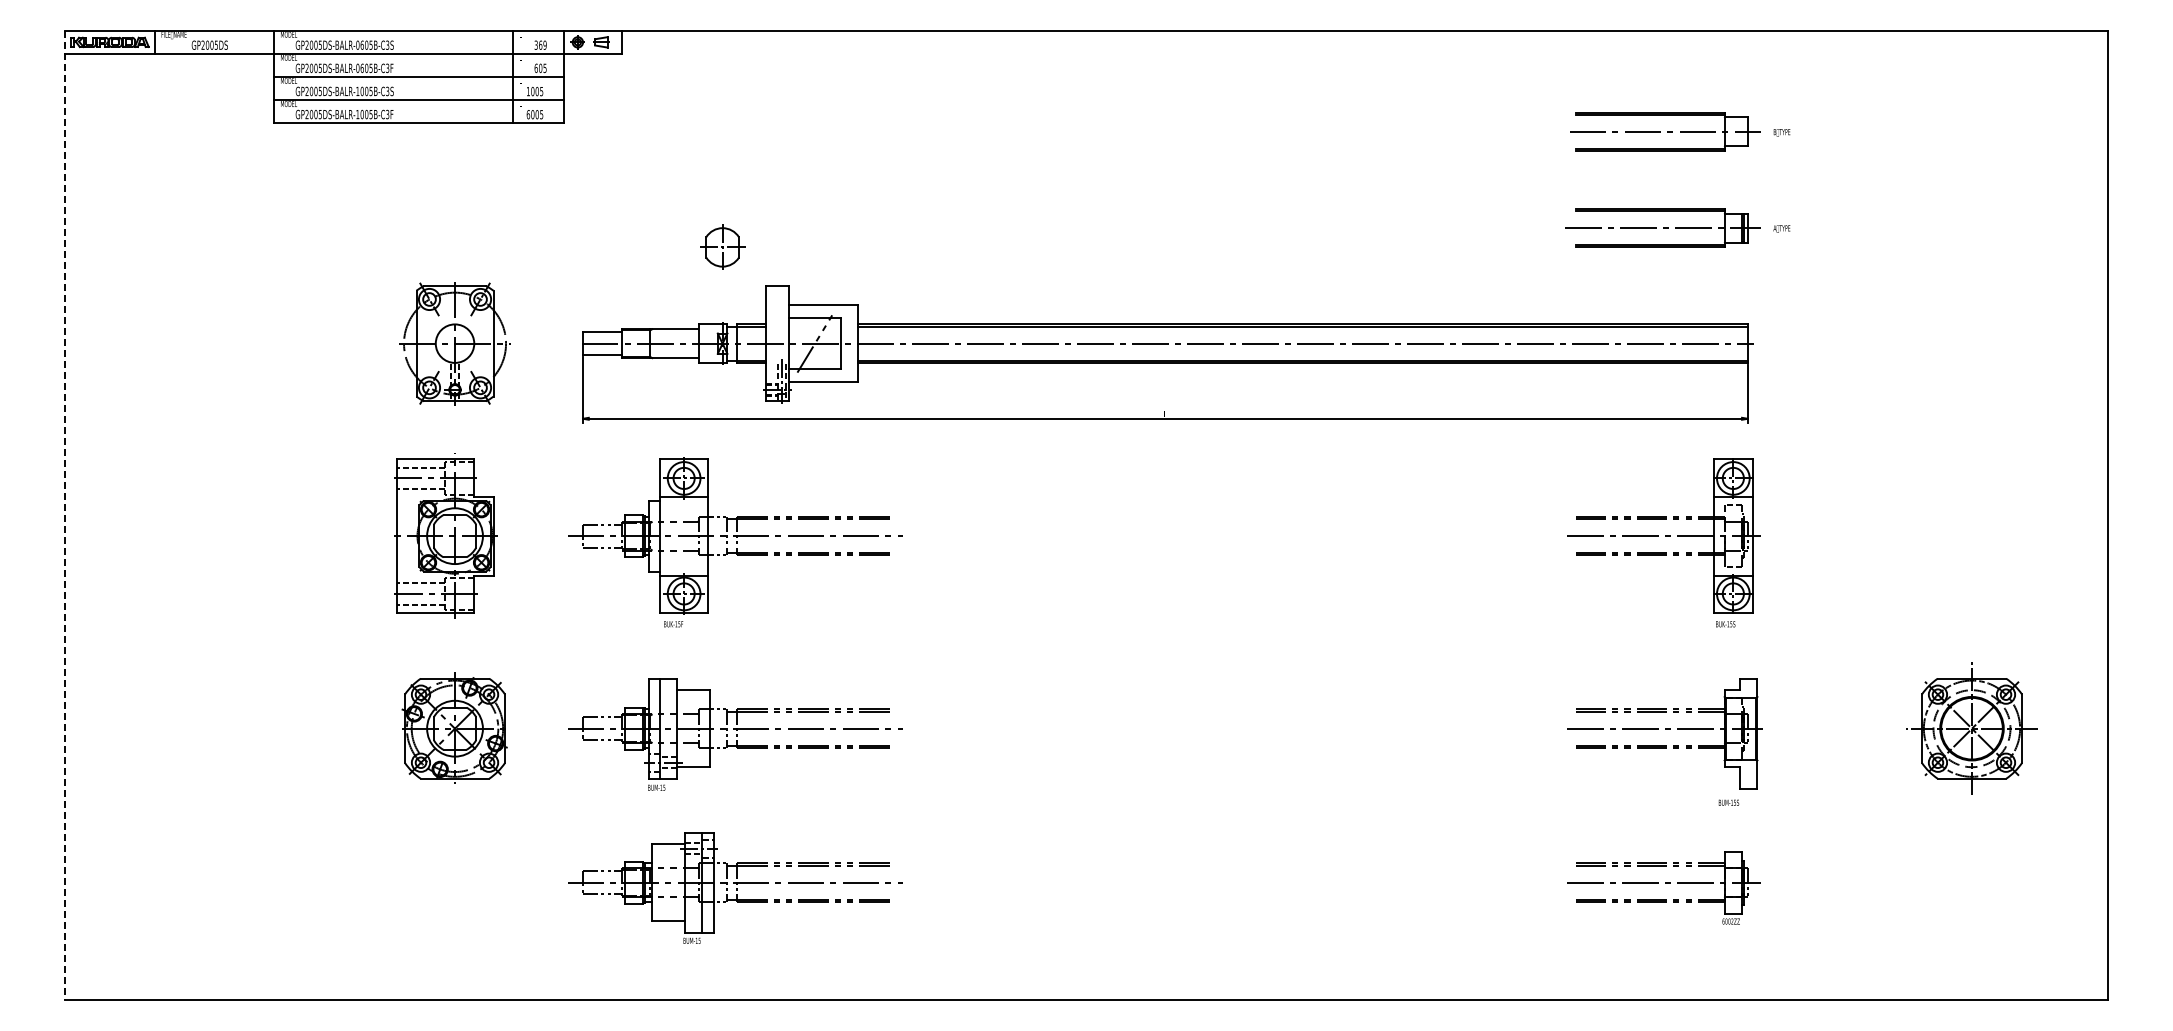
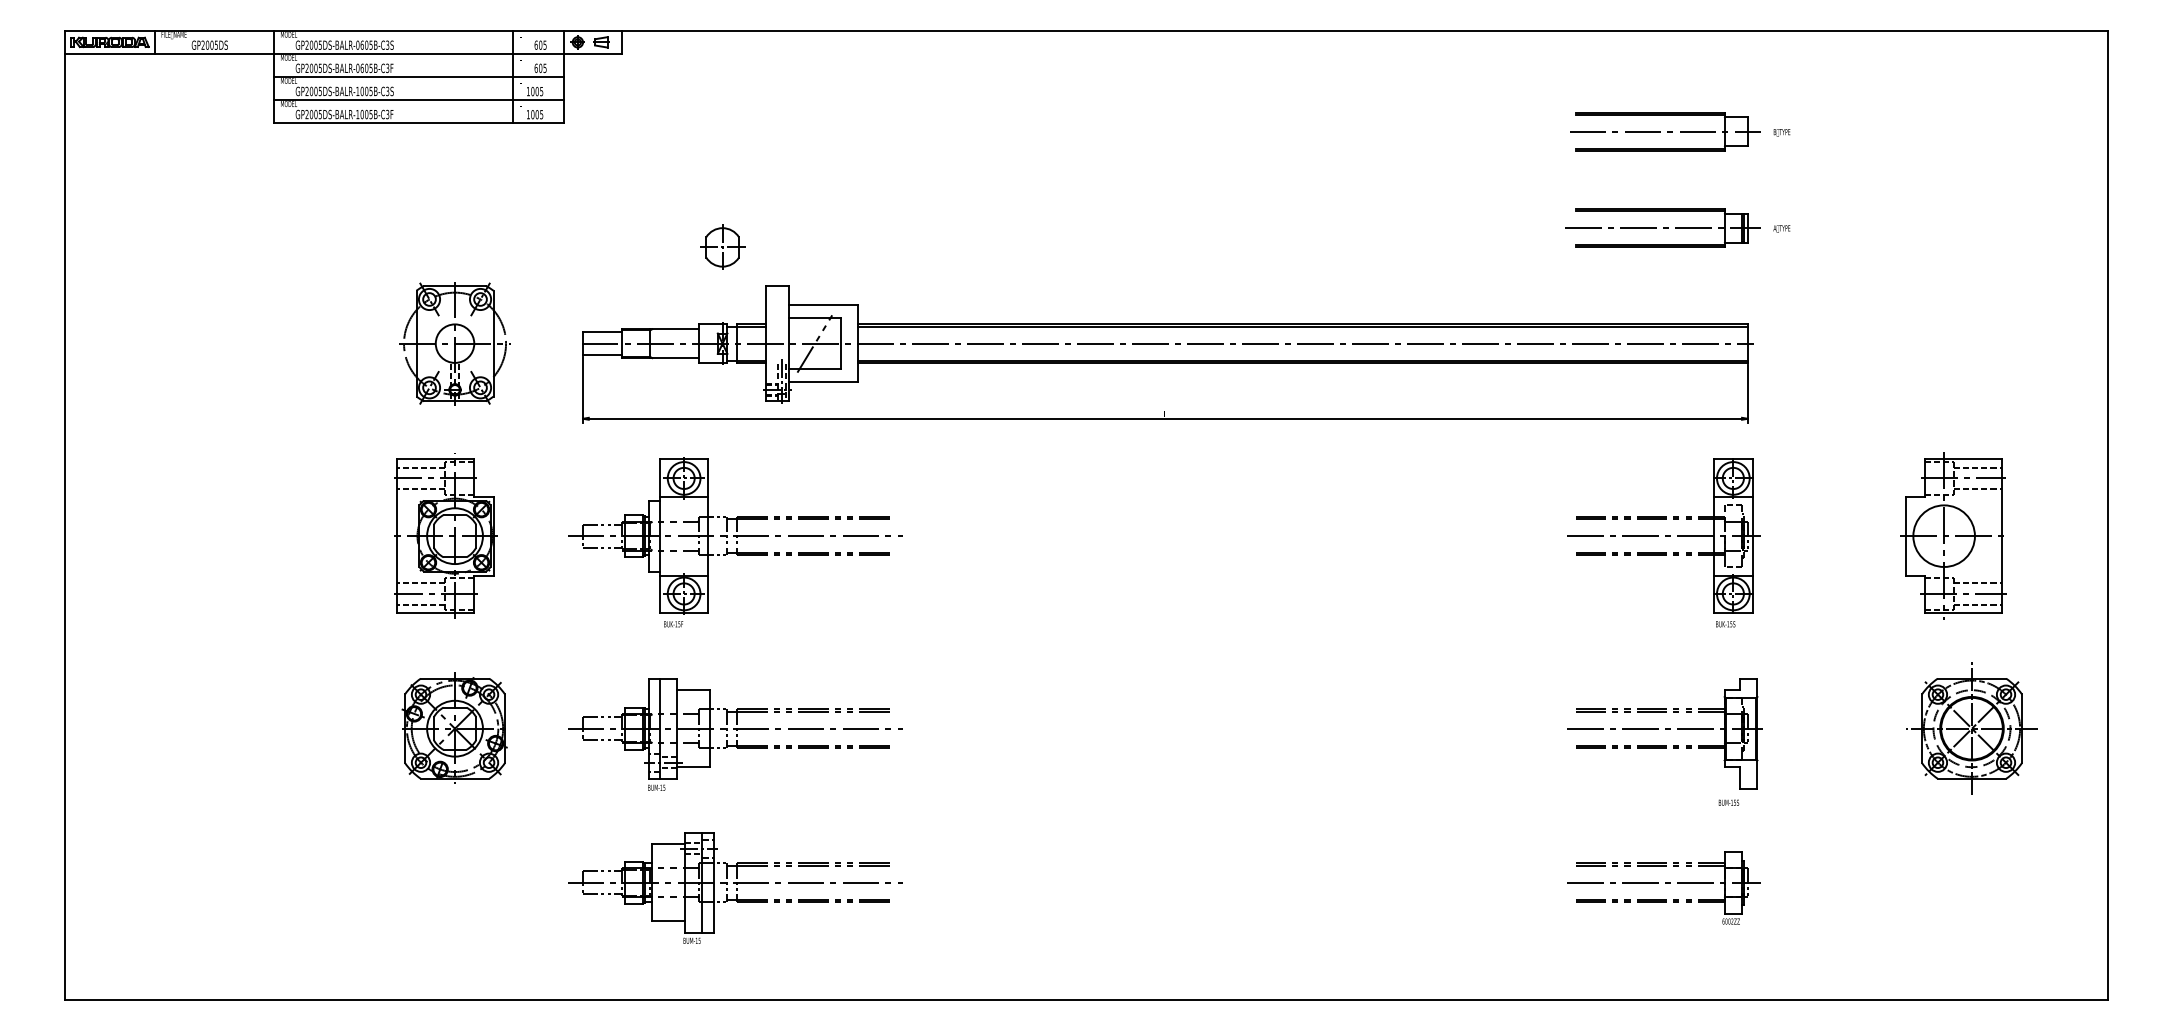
text: 369 -> 605 (540, 44)
text: 6005 -> 1005 (528, 114)
line: dashed -> solid (65, 515)
part: none -> present (1953, 535)
